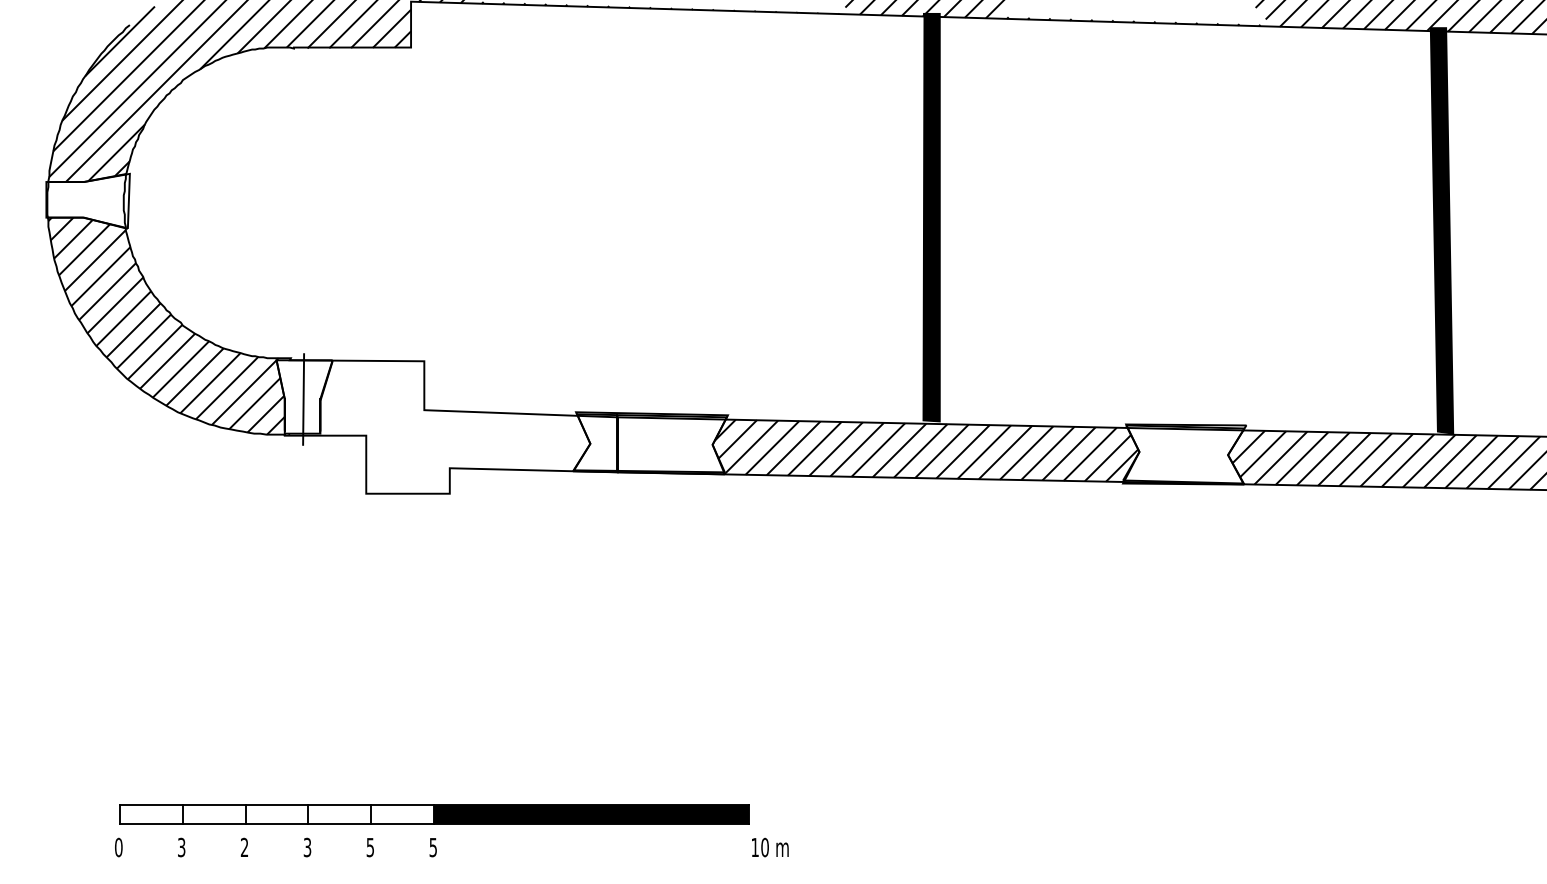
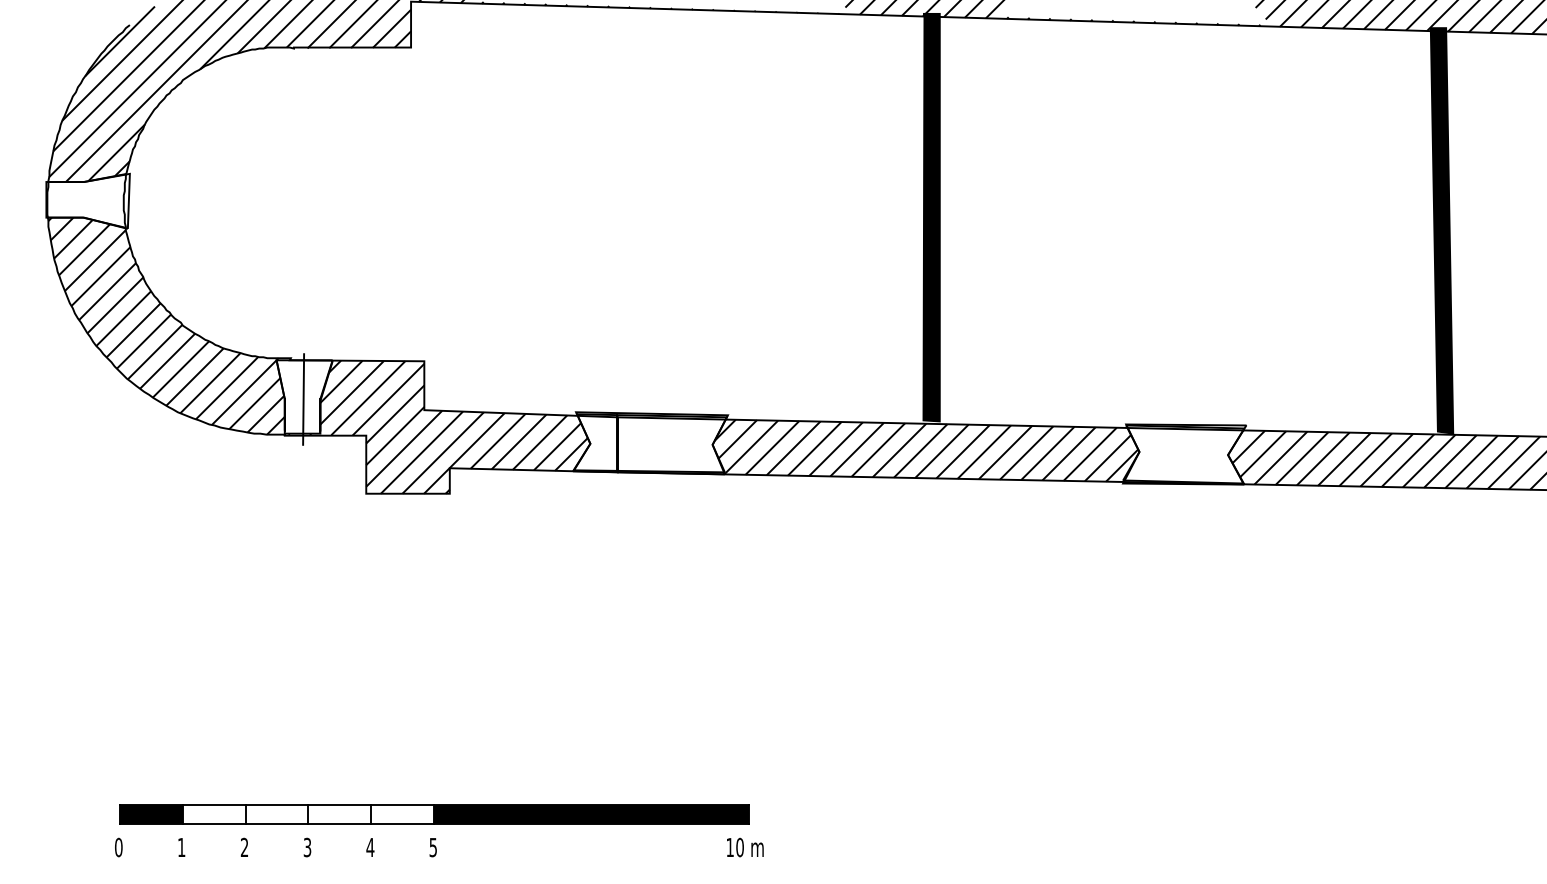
hatch: none -> present (448, 426)
fill: none -> present (150, 814)
text: 3 -> 1 (181, 847)
text: 5 -> 4 (370, 847)
text position: (770, 847) -> (745, 847) (745, 847)
